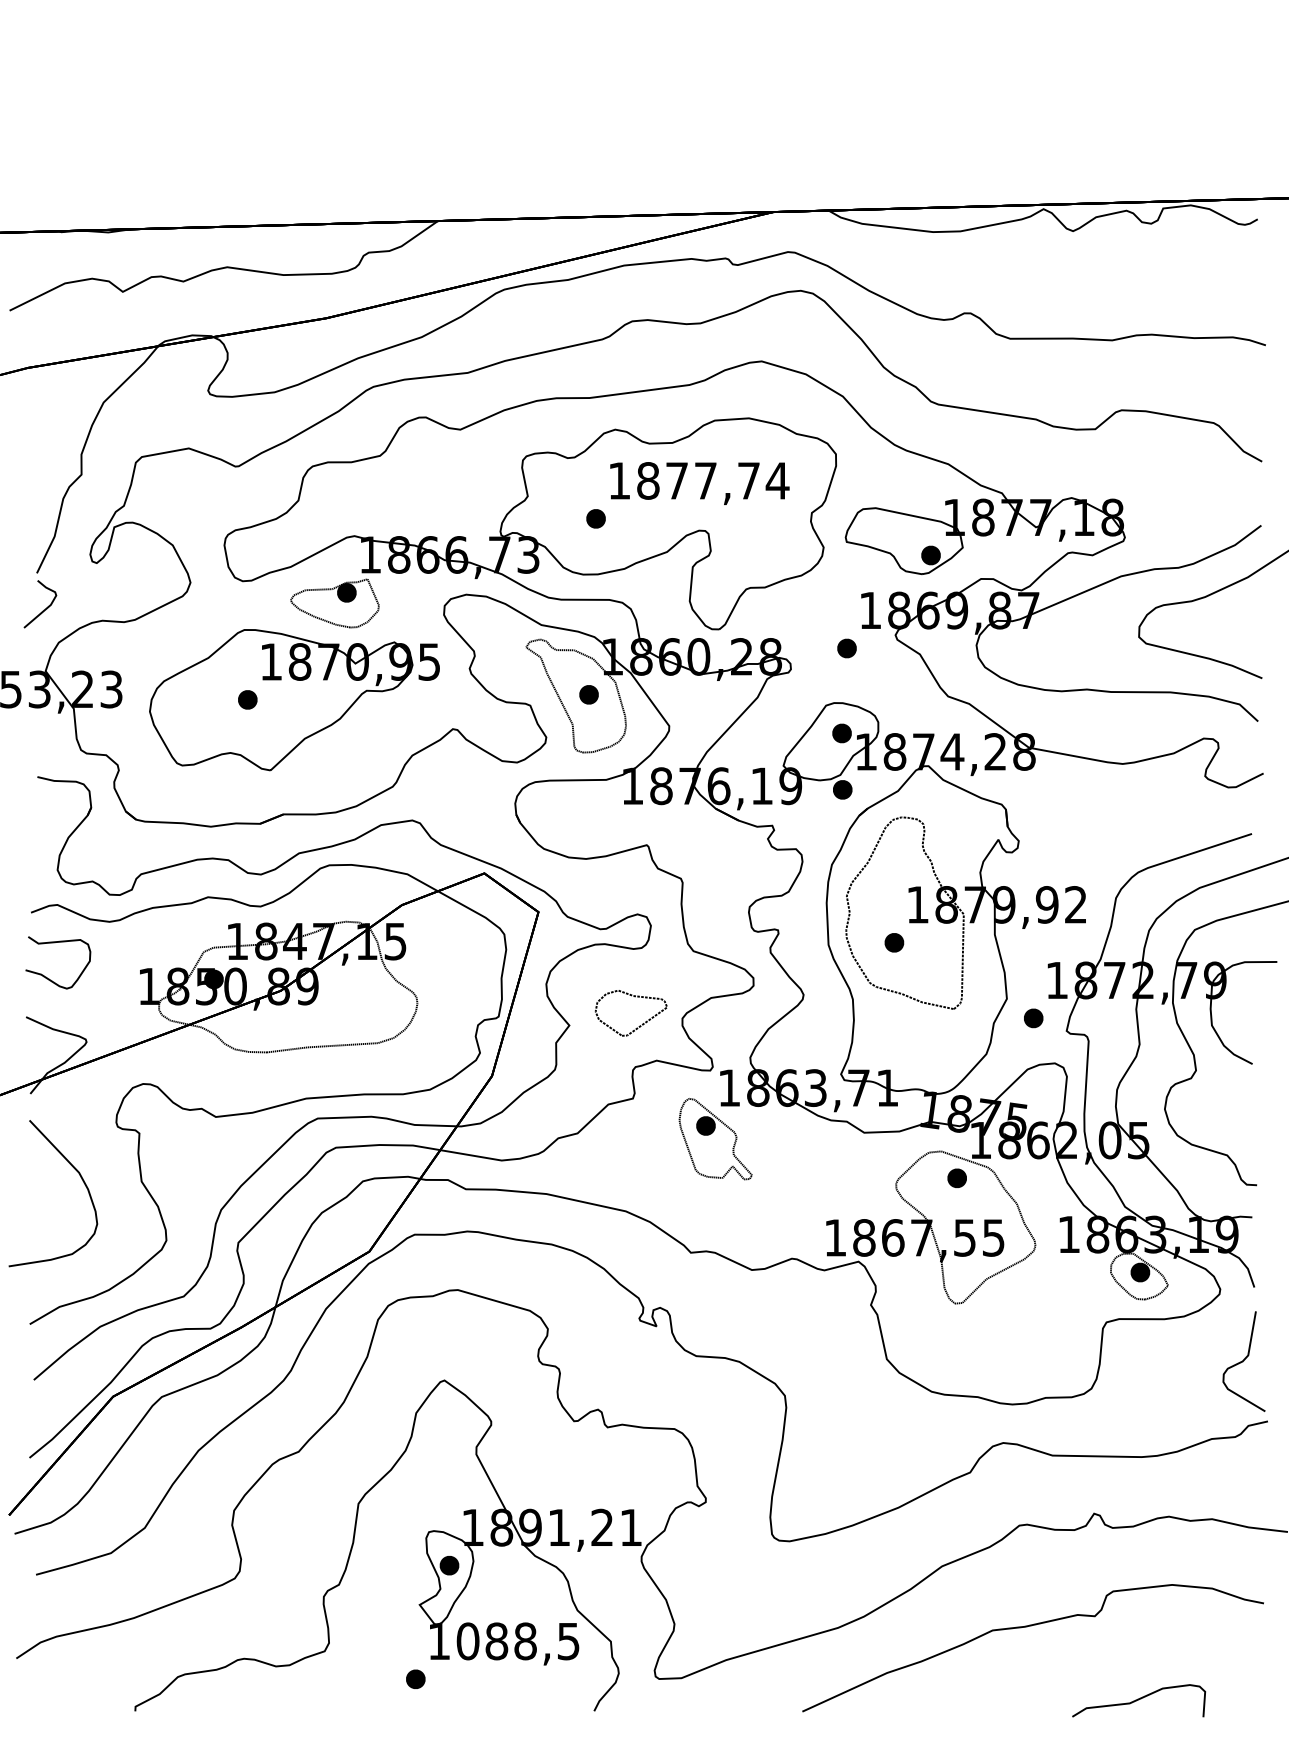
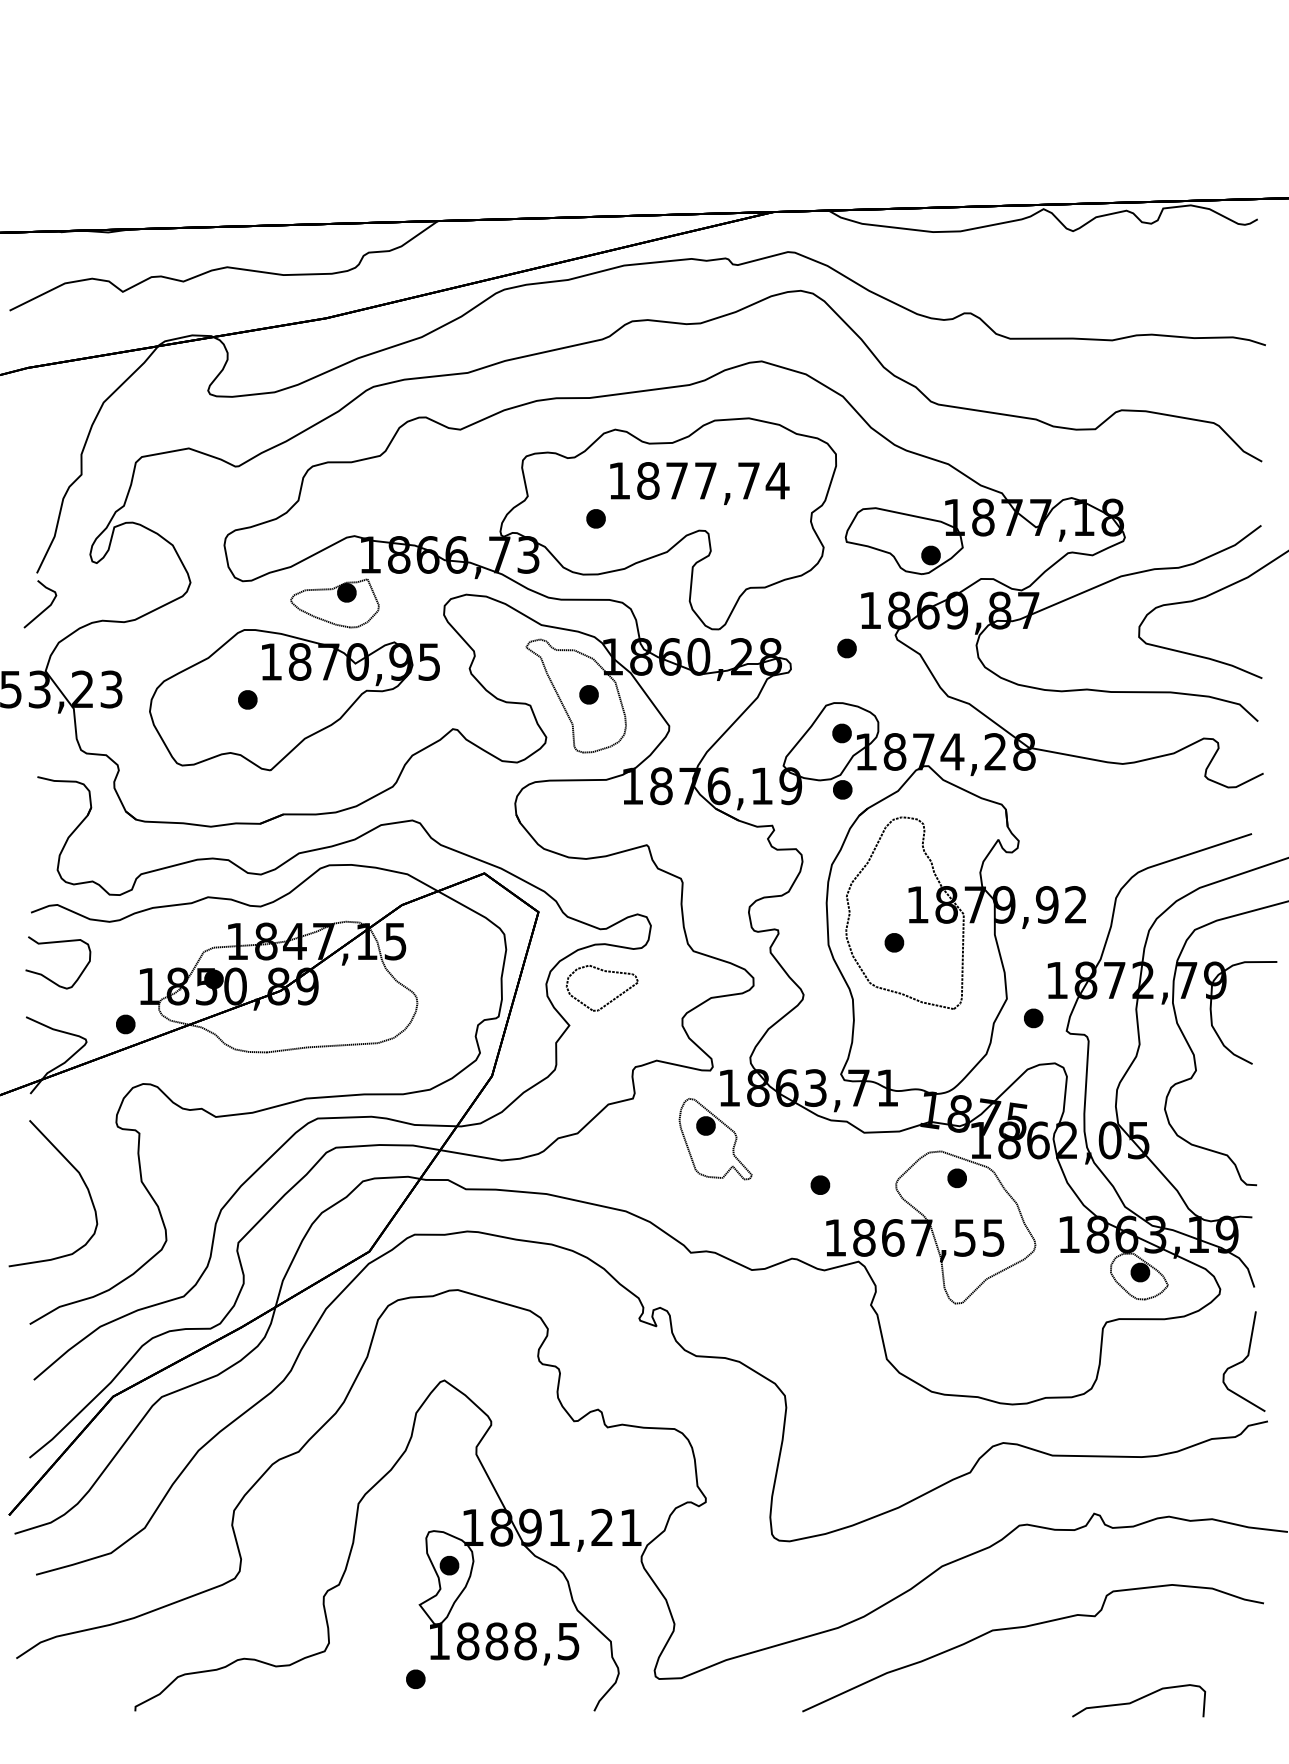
part: none -> present (125, 1024)
part position: (639, 1025) -> (610, 1000) (610, 1000)
part: none -> present (820, 1184)
text: 1088,5 -> 1888,5 (467, 1641)
